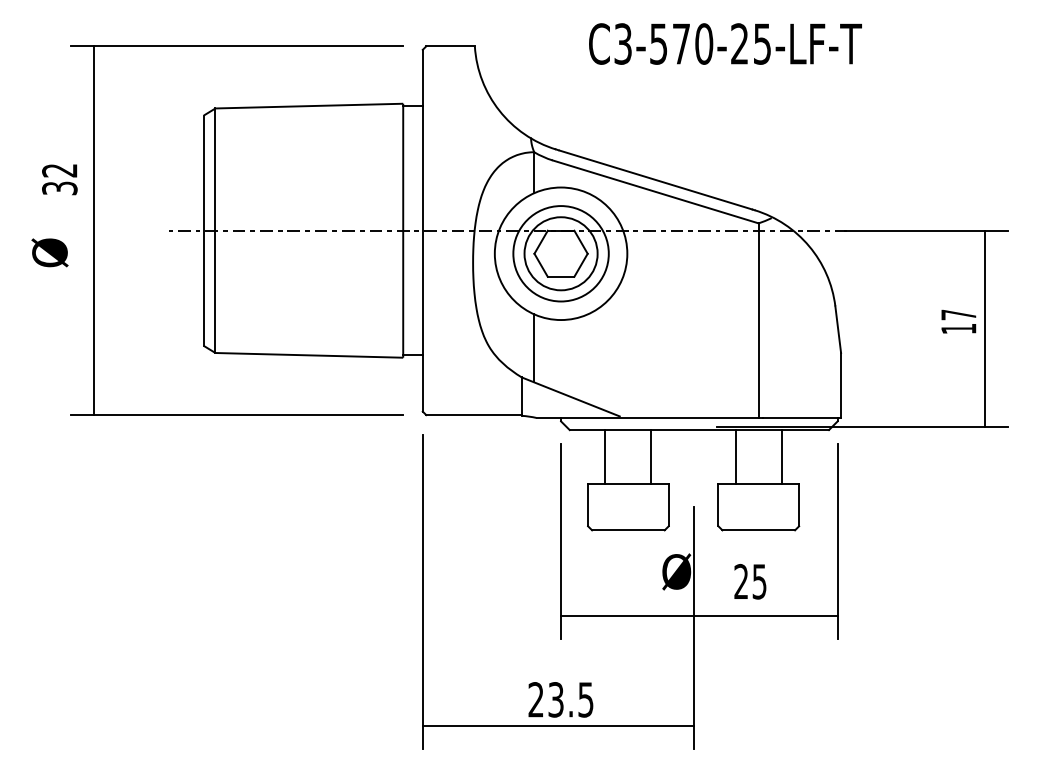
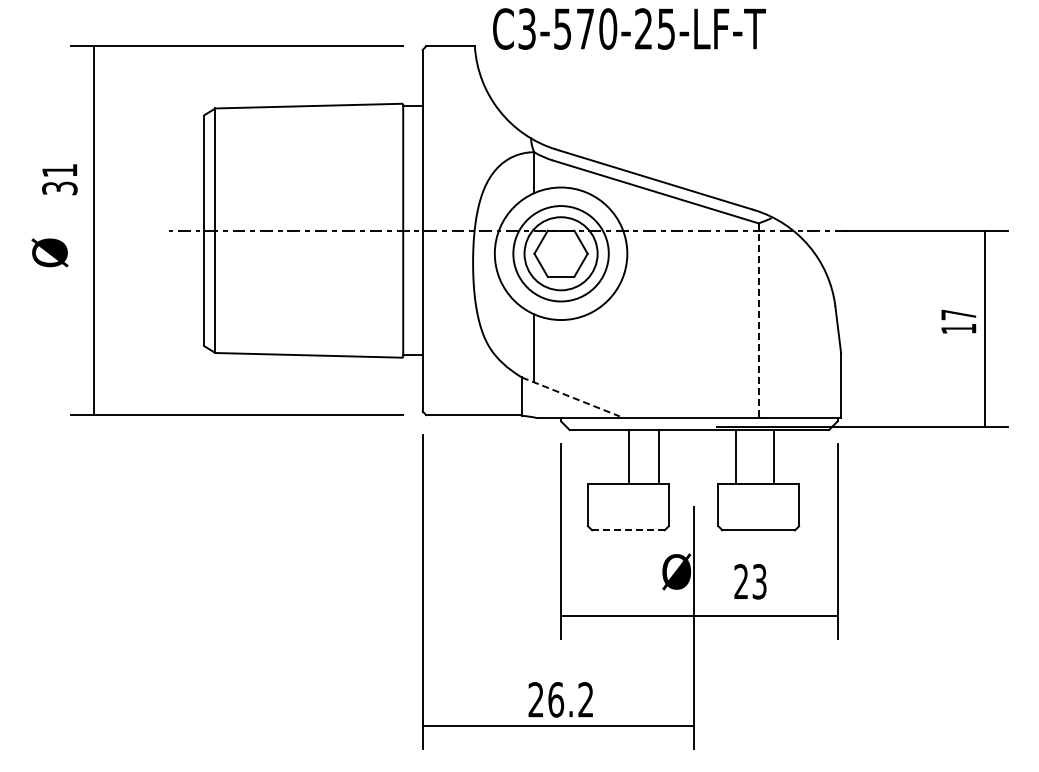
text position: (725, 43) -> (629, 28) (629, 28)
text: 32 -> 31 (59, 170)
line: solid -> dashed (758, 321)
line: solid -> dashed (570, 396)
line position: (605, 457) -> (629, 457) (629, 457)
line position: (651, 457) -> (659, 457) (659, 457)
line position: (781, 457) -> (773, 457) (773, 457)
line: solid -> dashed (627, 530)
text: 25 -> 23 (759, 581)
text: 23.5 -> 26.2 (570, 699)
